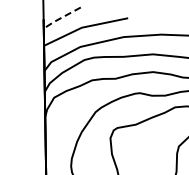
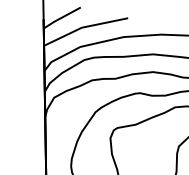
line: dashed -> solid (61, 17)
